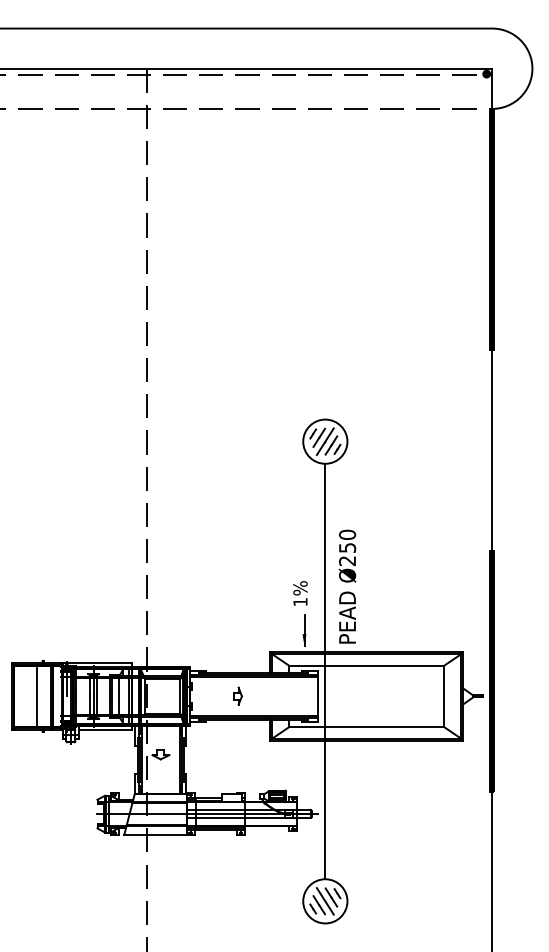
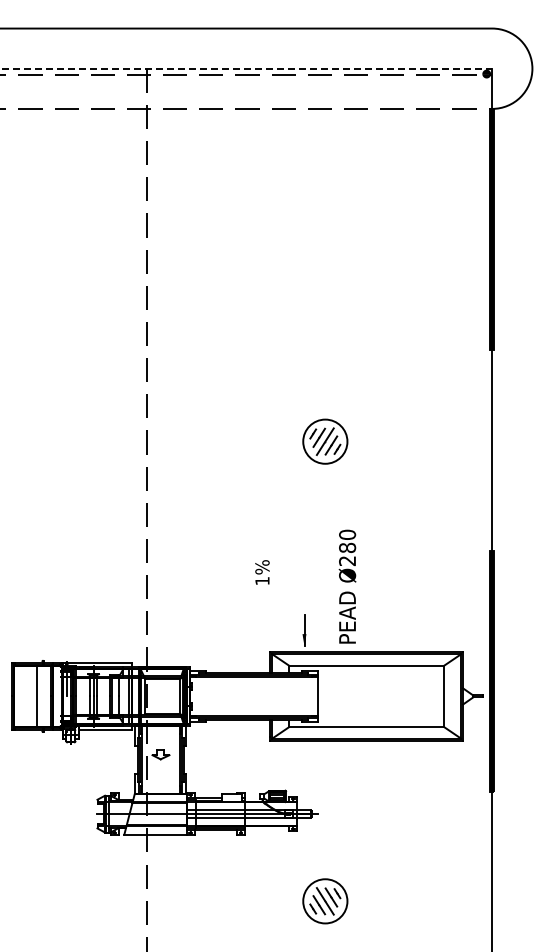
line: solid -> dashed (246, 68)
text: Ø250 -> Ø280 (347, 547)
text position: (300, 593) -> (262, 572) (262, 572)
line: present -> none (325, 671)
part: present -> none (237, 695)
